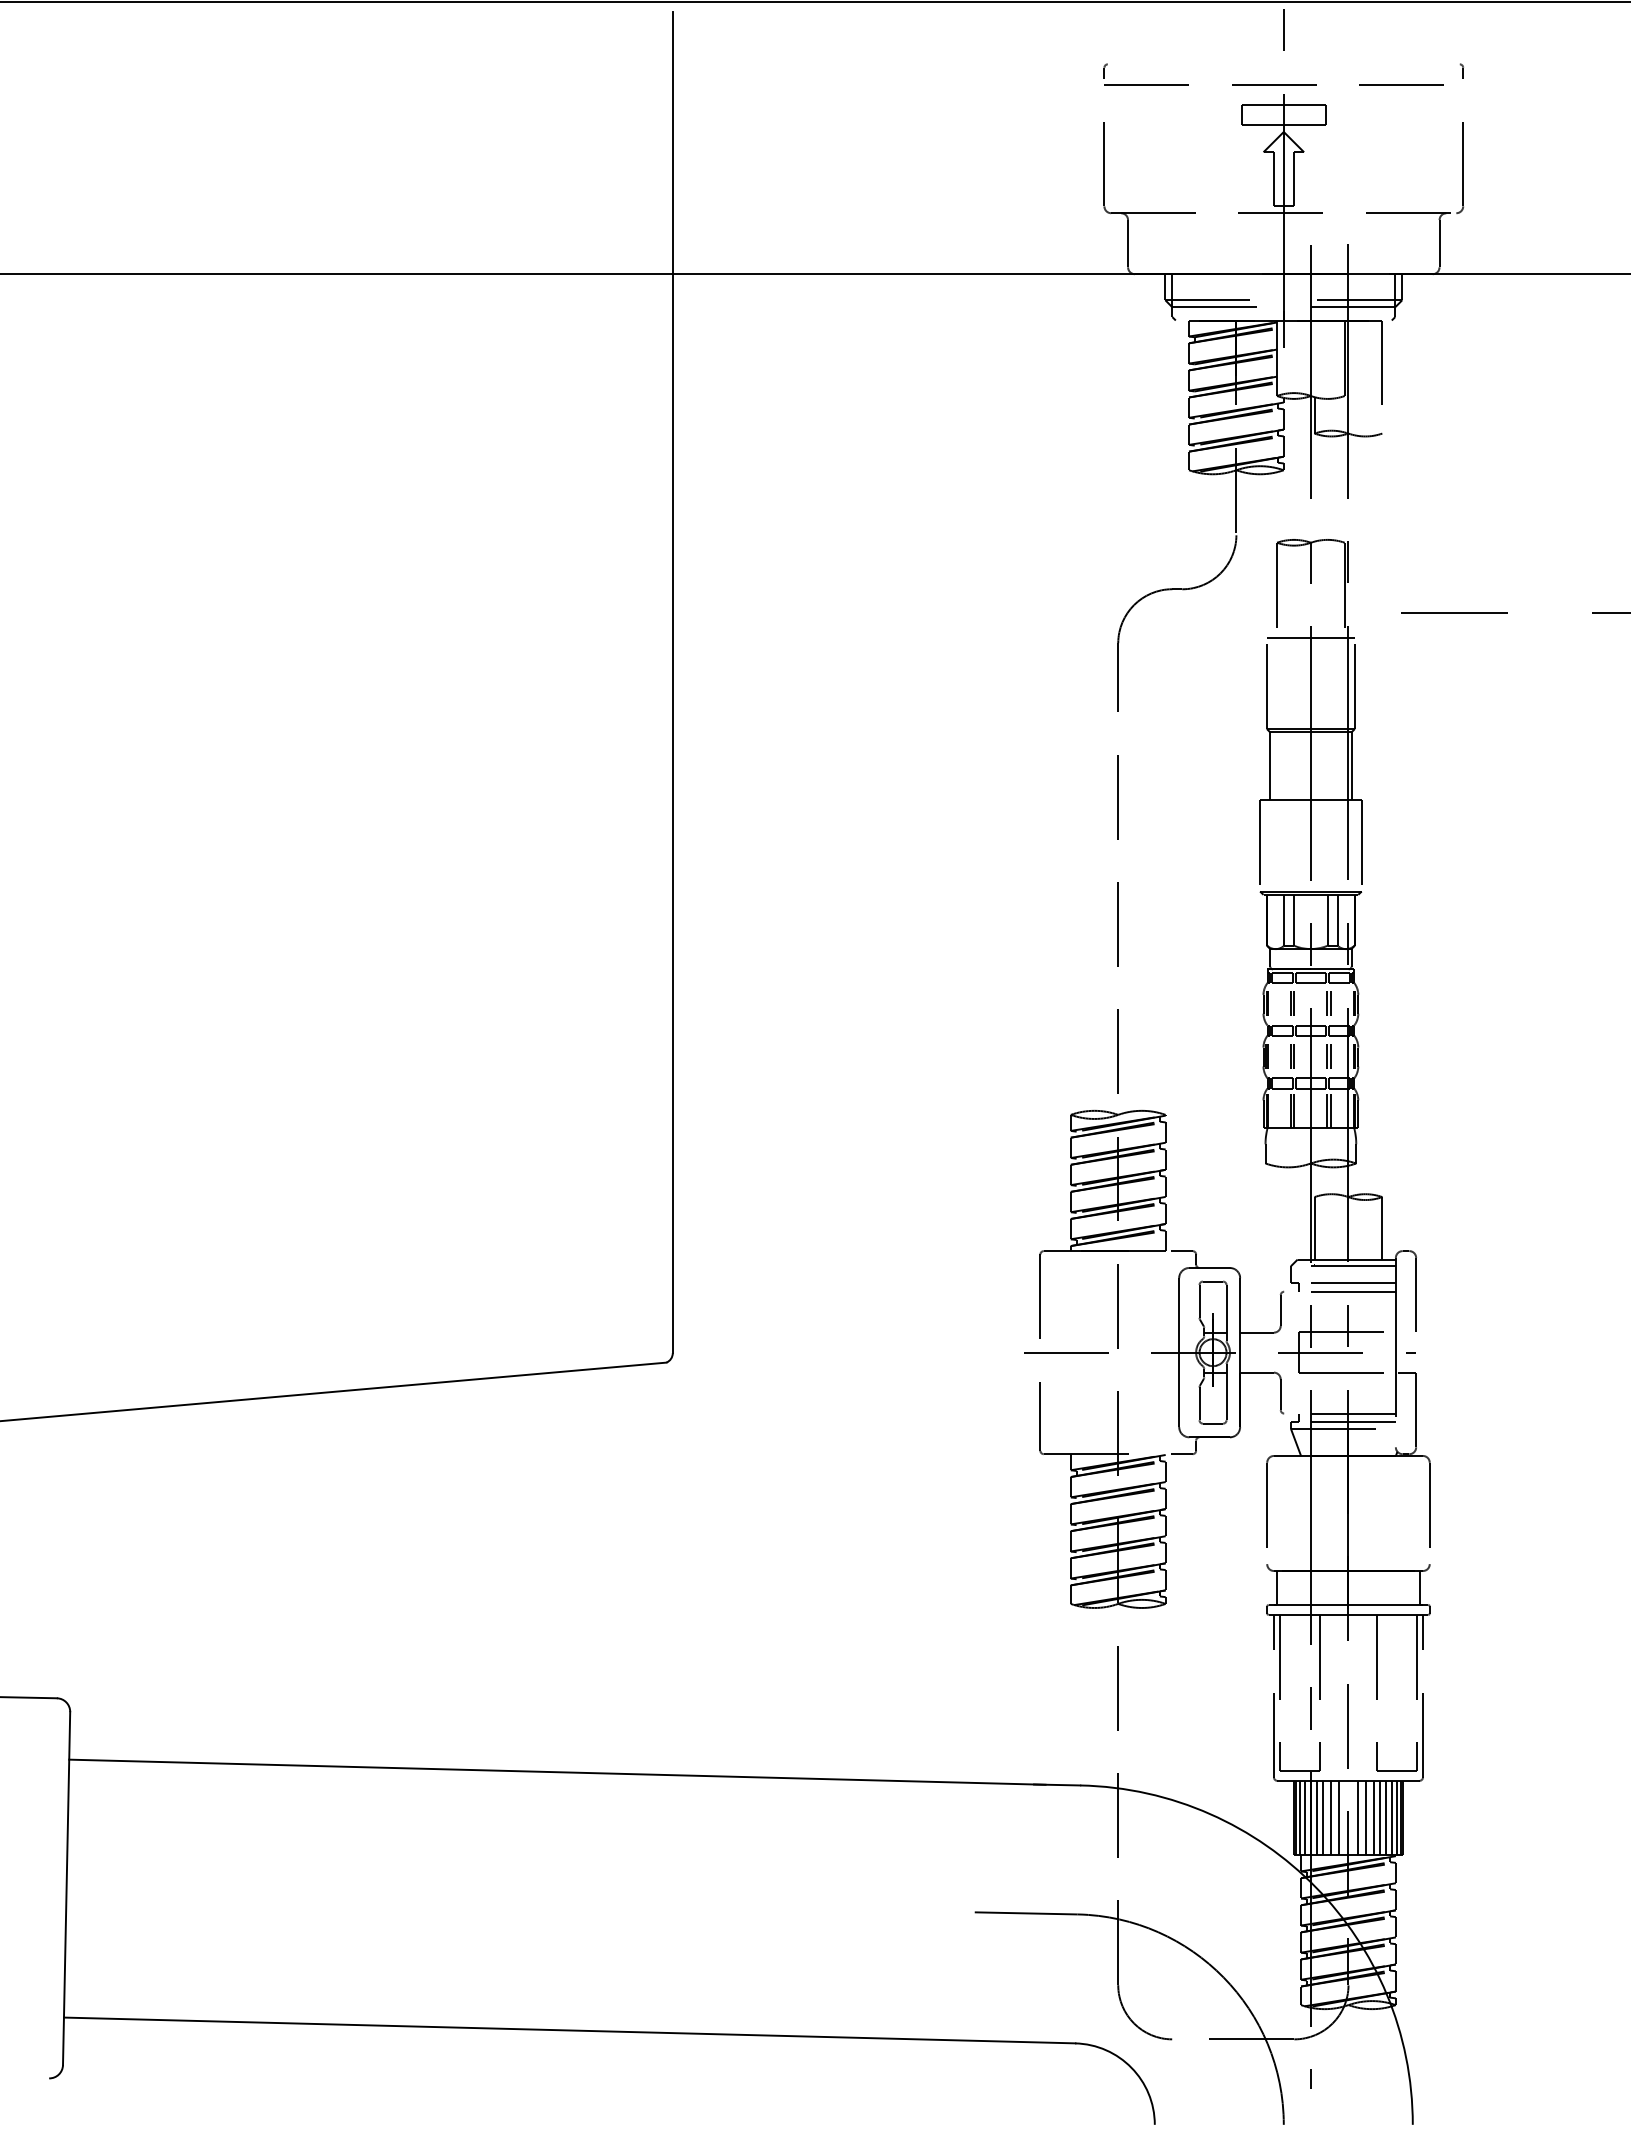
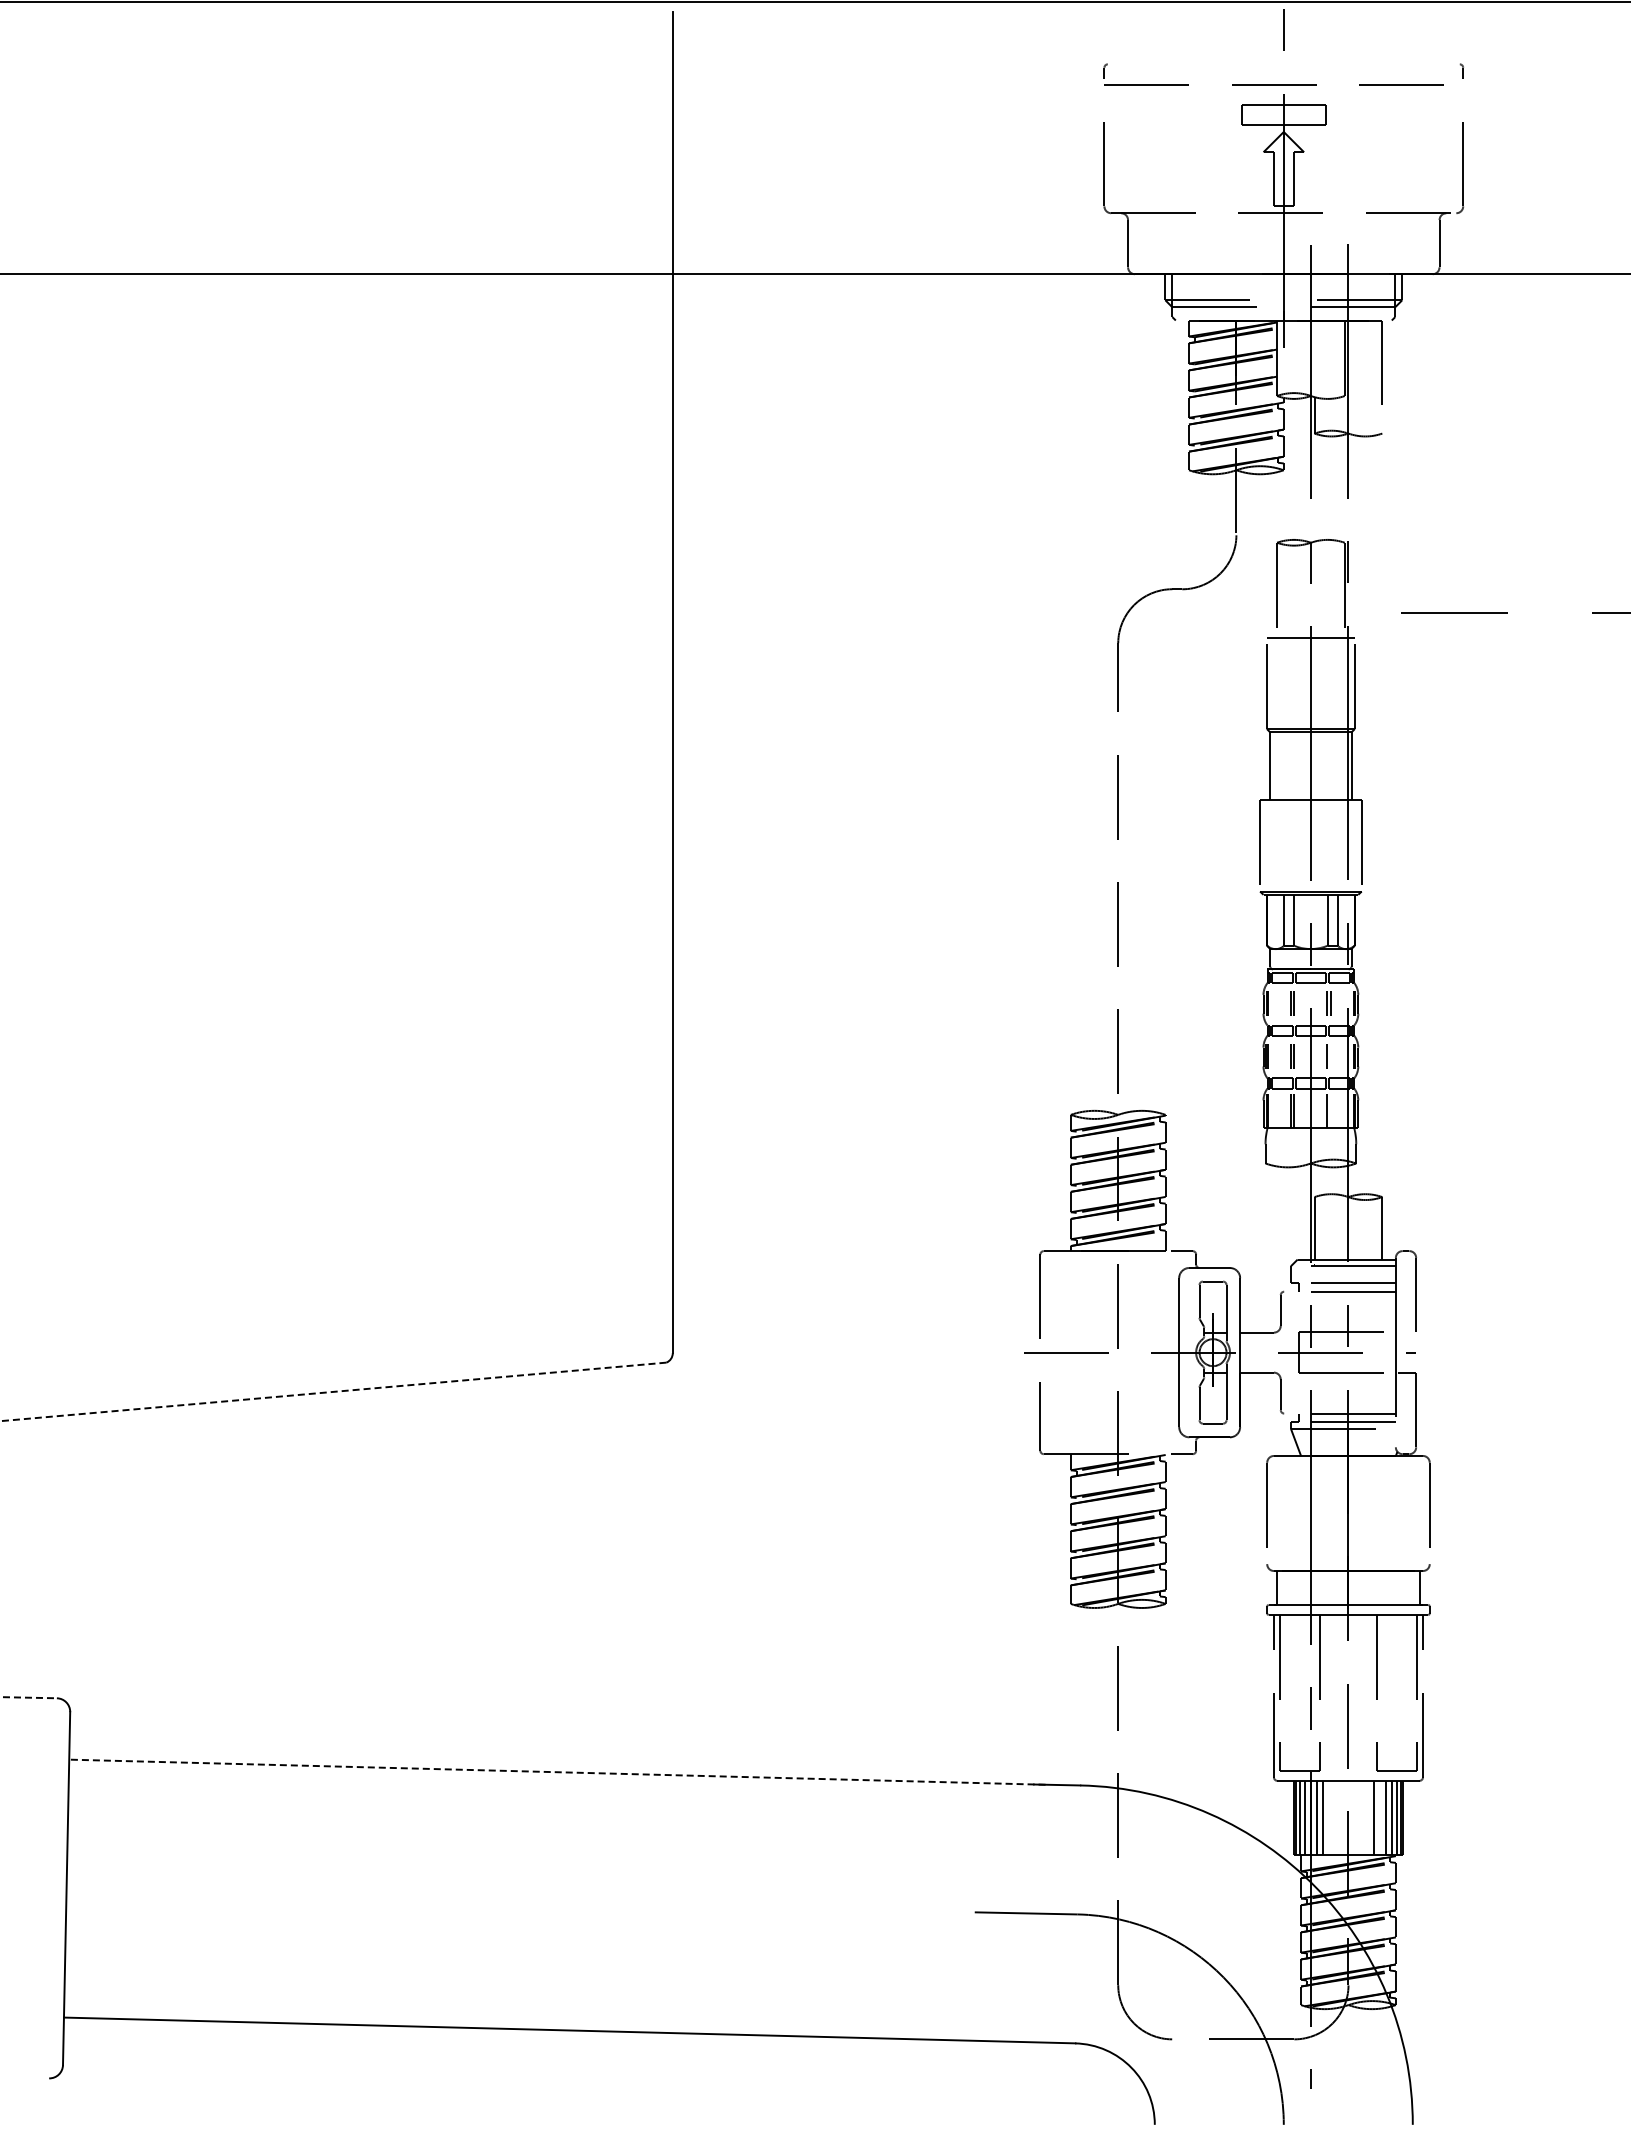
line: present -> none (1330, 1055)
line: present -> none (1330, 1110)
line: solid -> dashed (332, 1391)
line: solid -> dashed (28, 1697)
line: solid -> dashed (556, 1772)
line: present -> none (1330, 1817)
line: present -> none (1339, 1817)
line: present -> none (1357, 1817)
line: present -> none (1366, 1817)
line: present -> none (1380, 1817)
